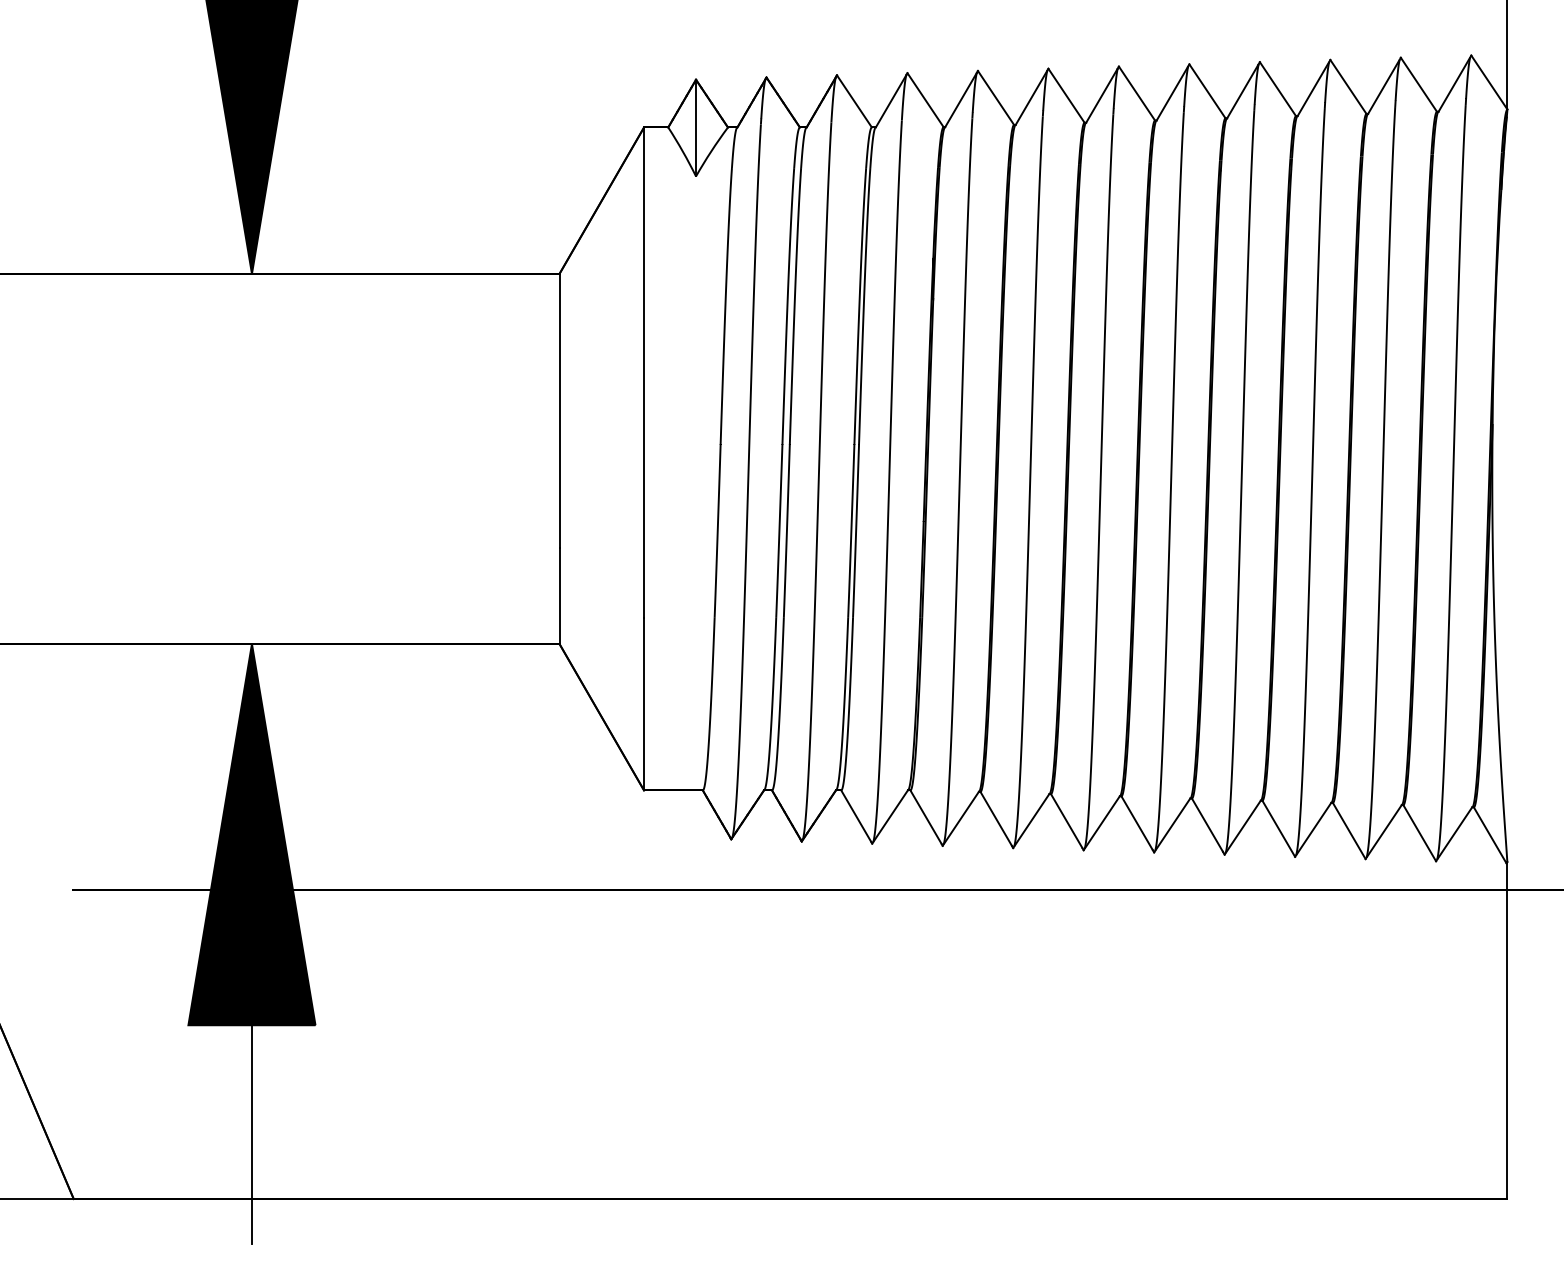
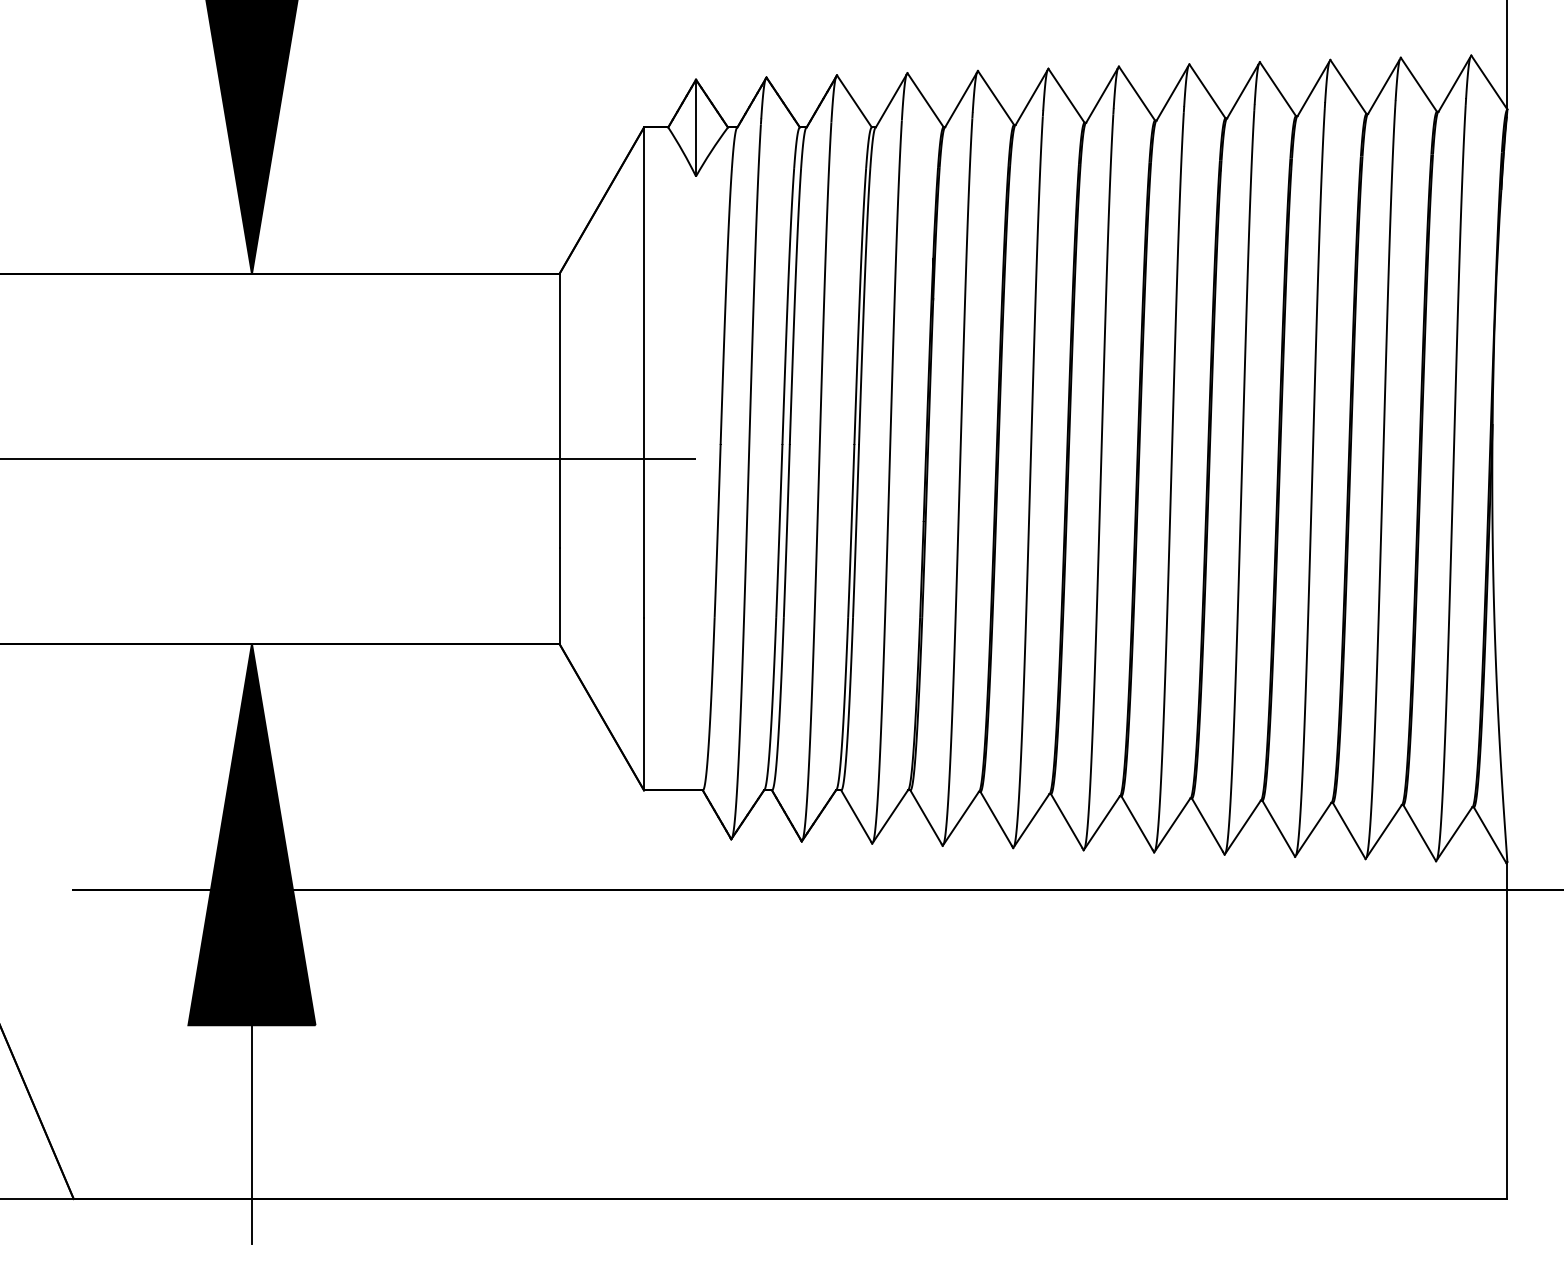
line: none -> present (349, 458)
